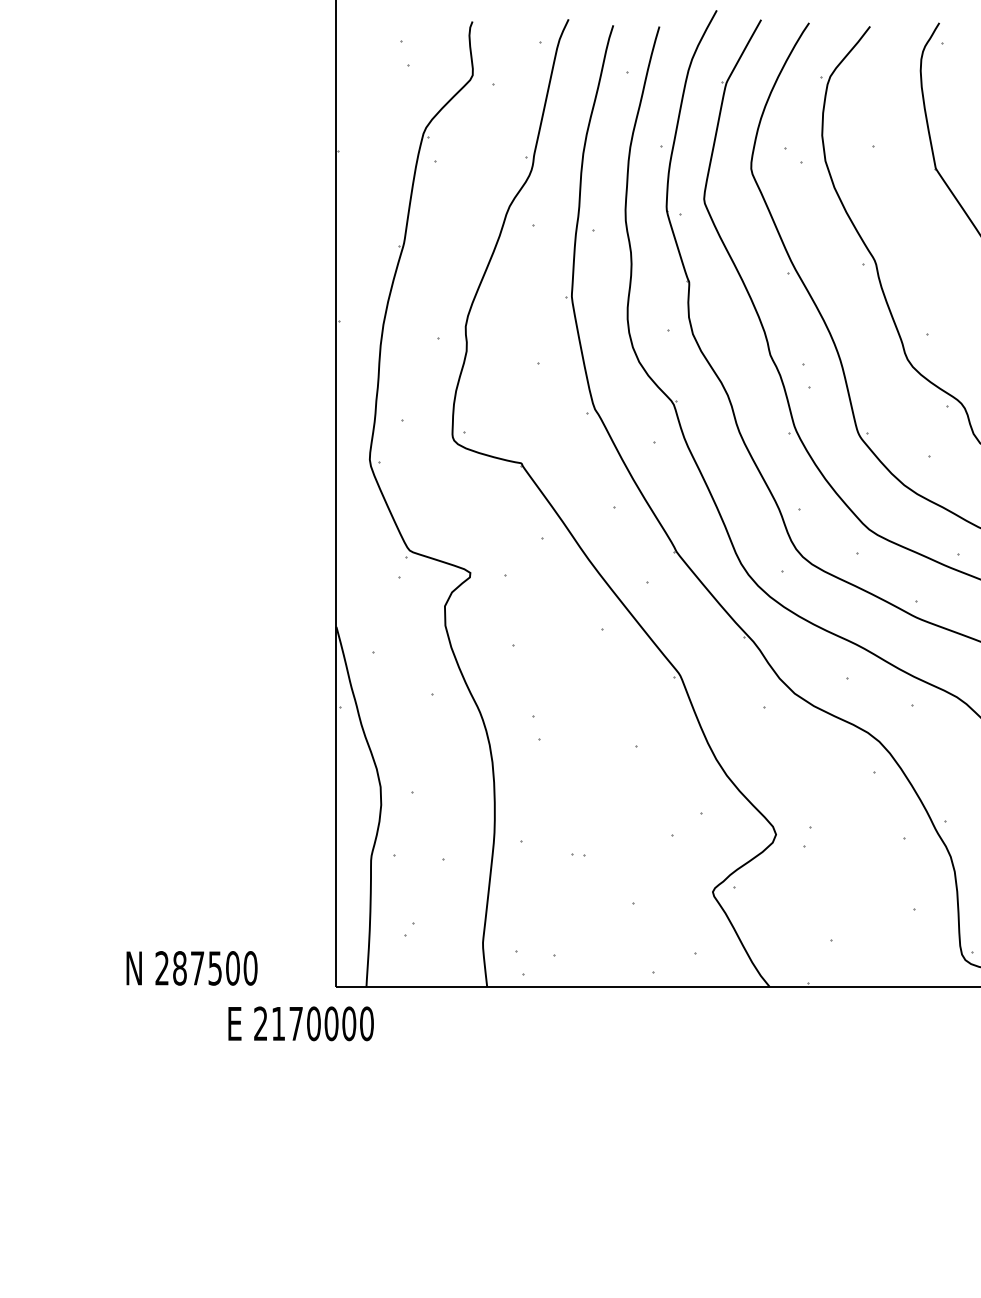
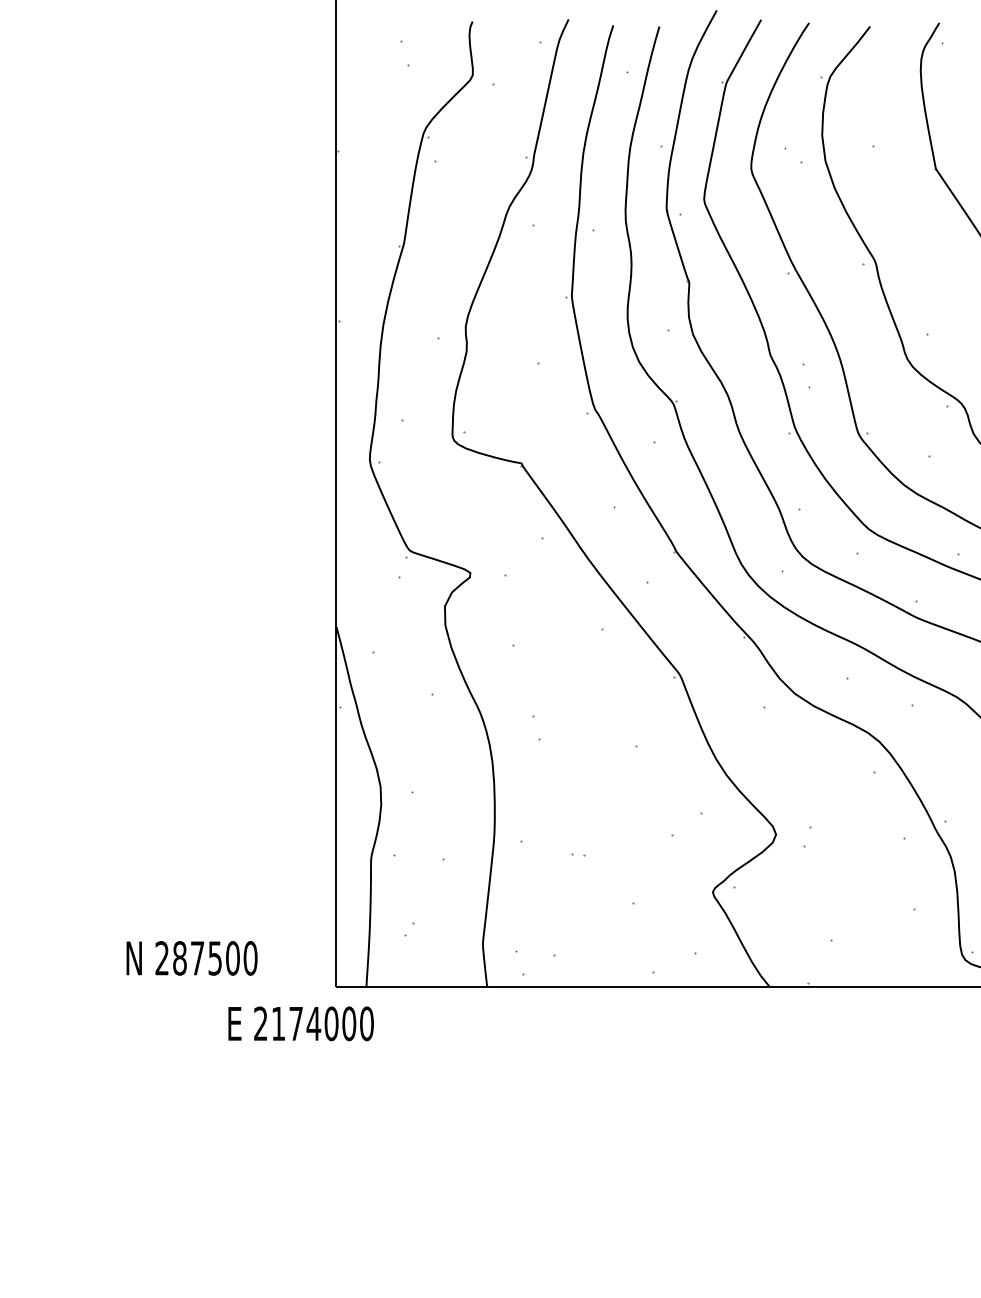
text position: (191, 968) -> (191, 958) (191, 958)
text: 2170000 -> 2174000 (313, 1023)
